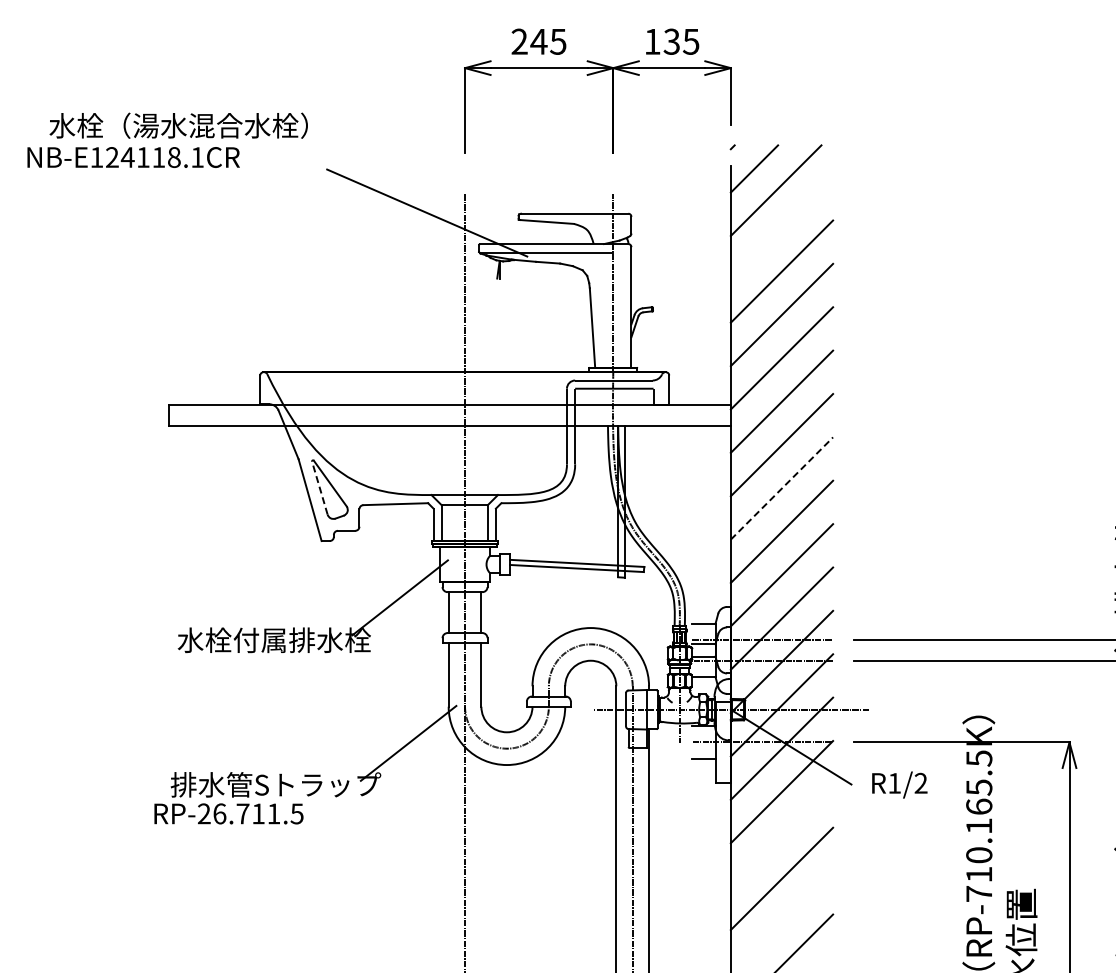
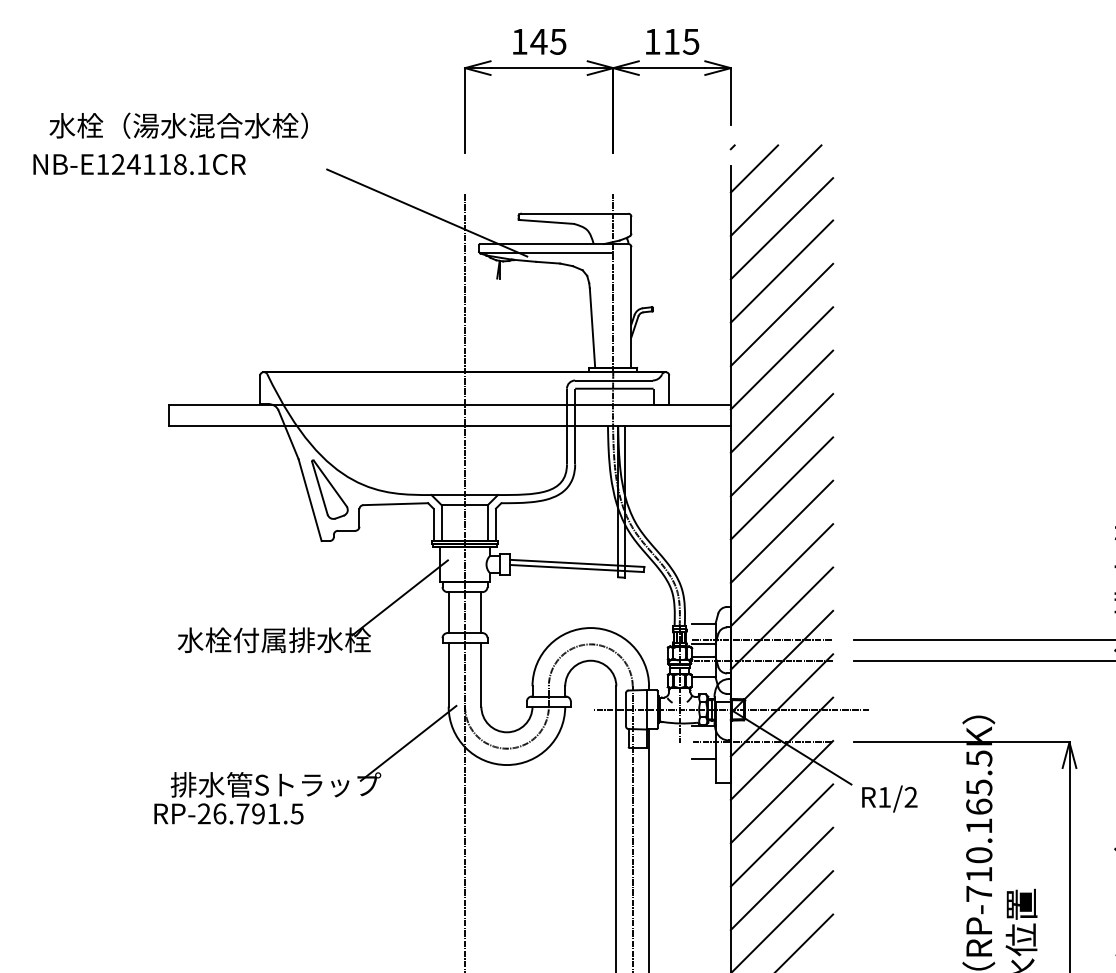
text: 245 -> 145 (519, 41)
text: 135 -> 115 (671, 41)
text position: (133, 157) -> (139, 164) (139, 164)
line: none -> present (781, 228)
line: dashed -> solid (319, 488)
line: dashed -> solid (782, 488)
text position: (899, 784) -> (889, 798) (889, 798)
text: RP-26.711.5 -> RP-26.791.5 (258, 813)
line: none -> present (781, 835)
line: none -> present (783, 920)
